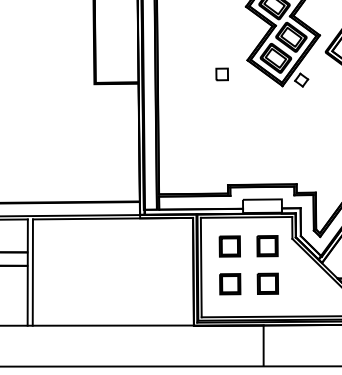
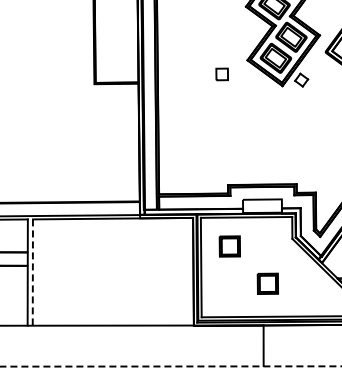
part: present -> none (267, 246)
line: solid -> dashed (32, 273)
part: present -> none (230, 284)
line: solid -> dashed (171, 366)
